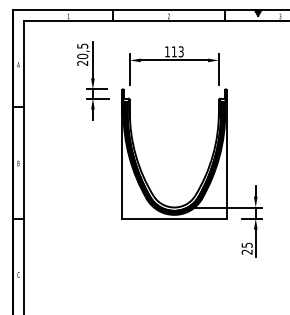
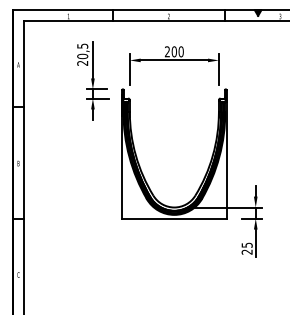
text: 113 -> 200 (173, 51)
